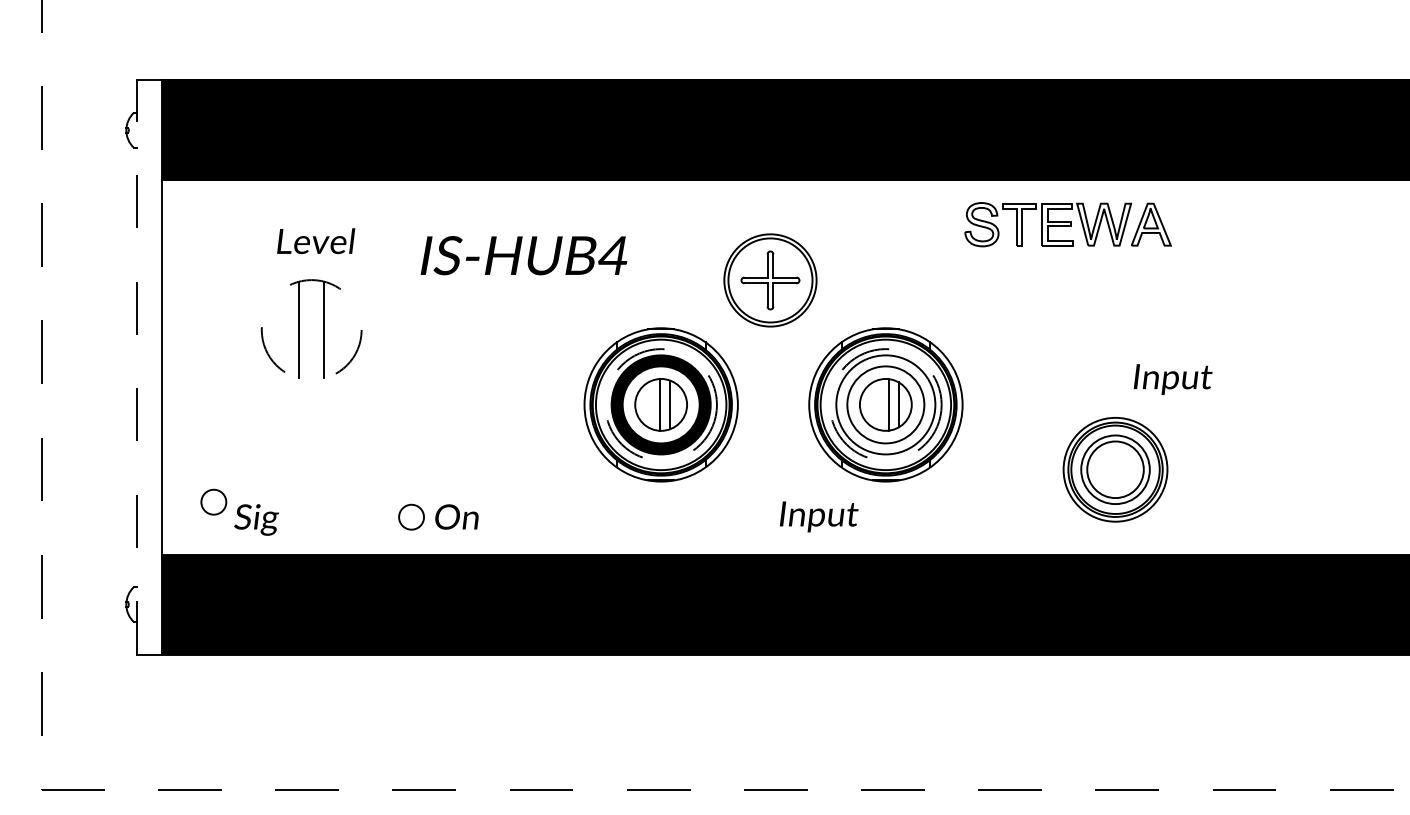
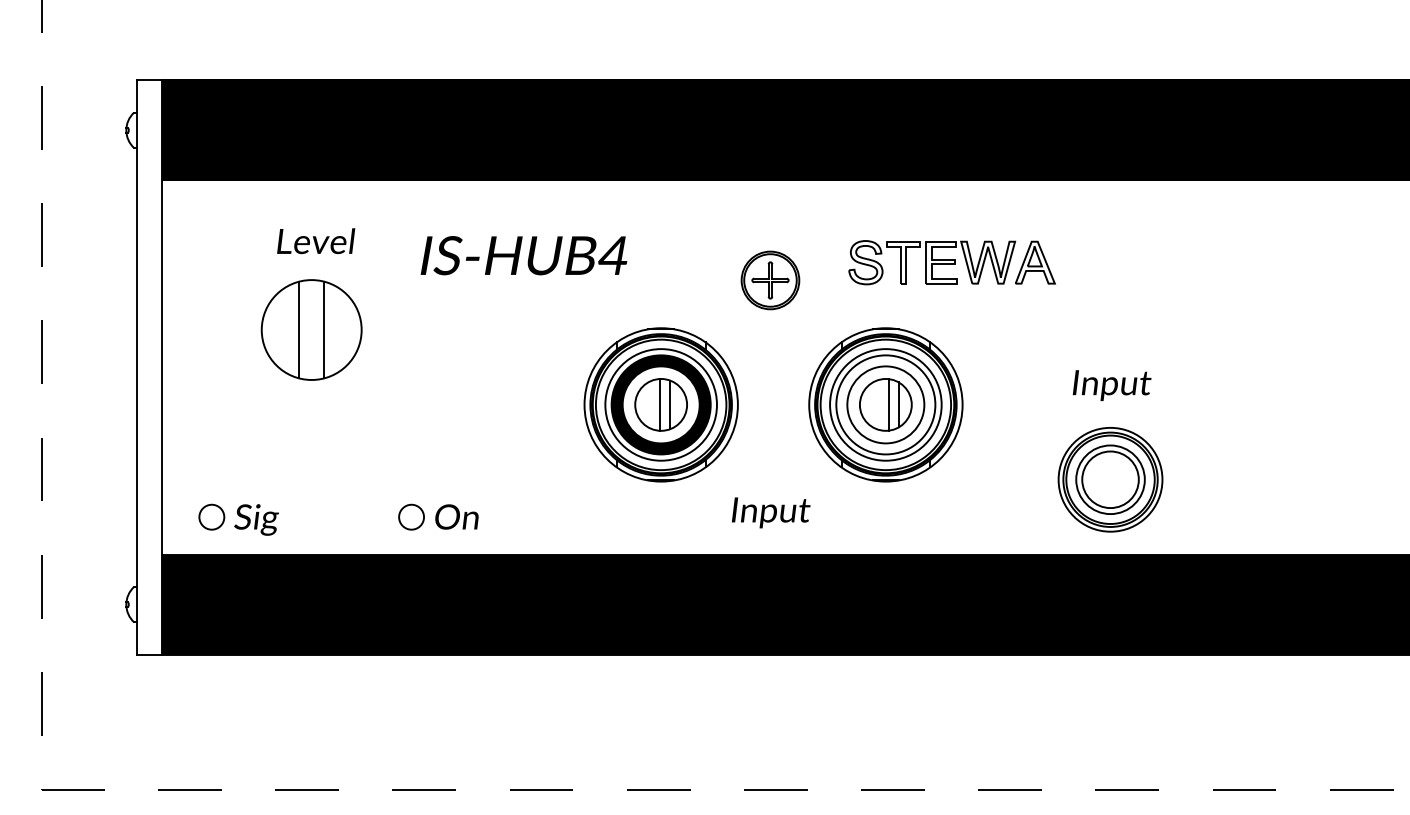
part position: (1067, 224) -> (951, 262) (951, 262)
part size: 95x95 px -> 61x61 px (770, 280)
circle: dashed -> solid (311, 329)
line: dashed -> solid (136, 366)
text position: (1172, 379) -> (1111, 385) (1111, 385)
circle: dashed -> solid (660, 404)
circle: dashed -> solid (885, 404)
part position: (1115, 469) -> (1110, 479) (1110, 479)
circle position: (213, 501) -> (211, 516) (211, 516)
text position: (819, 516) -> (771, 512) (771, 512)
